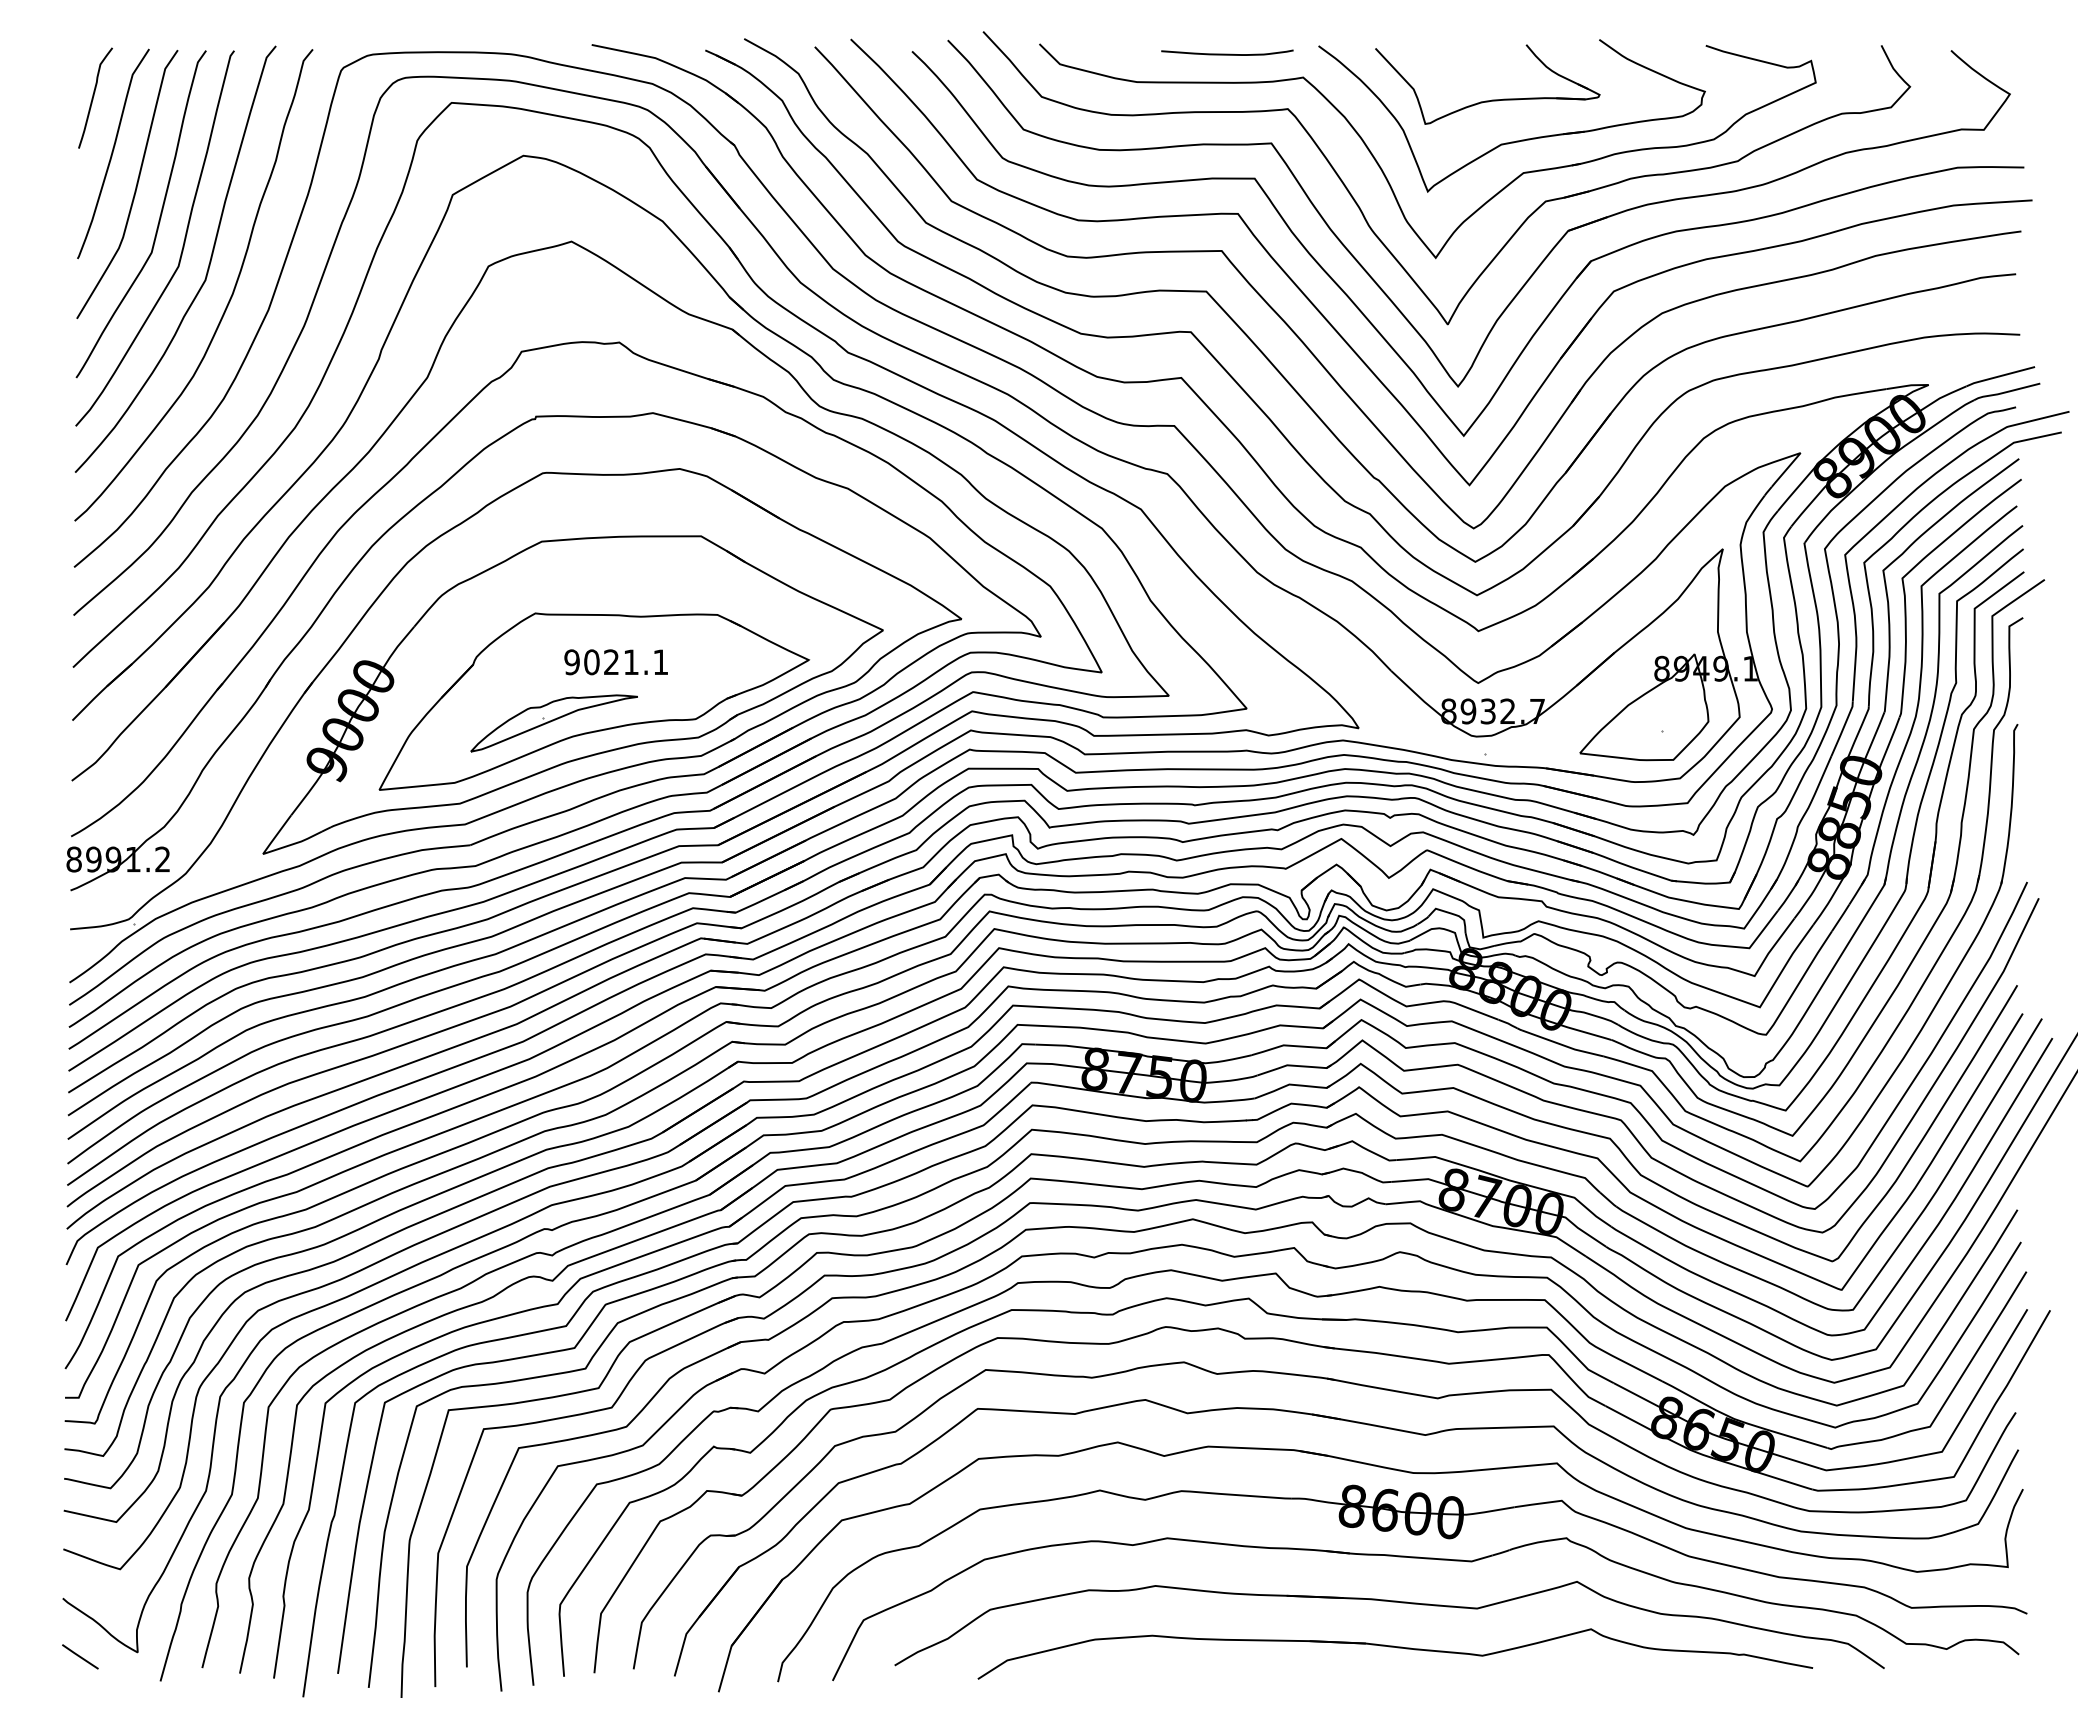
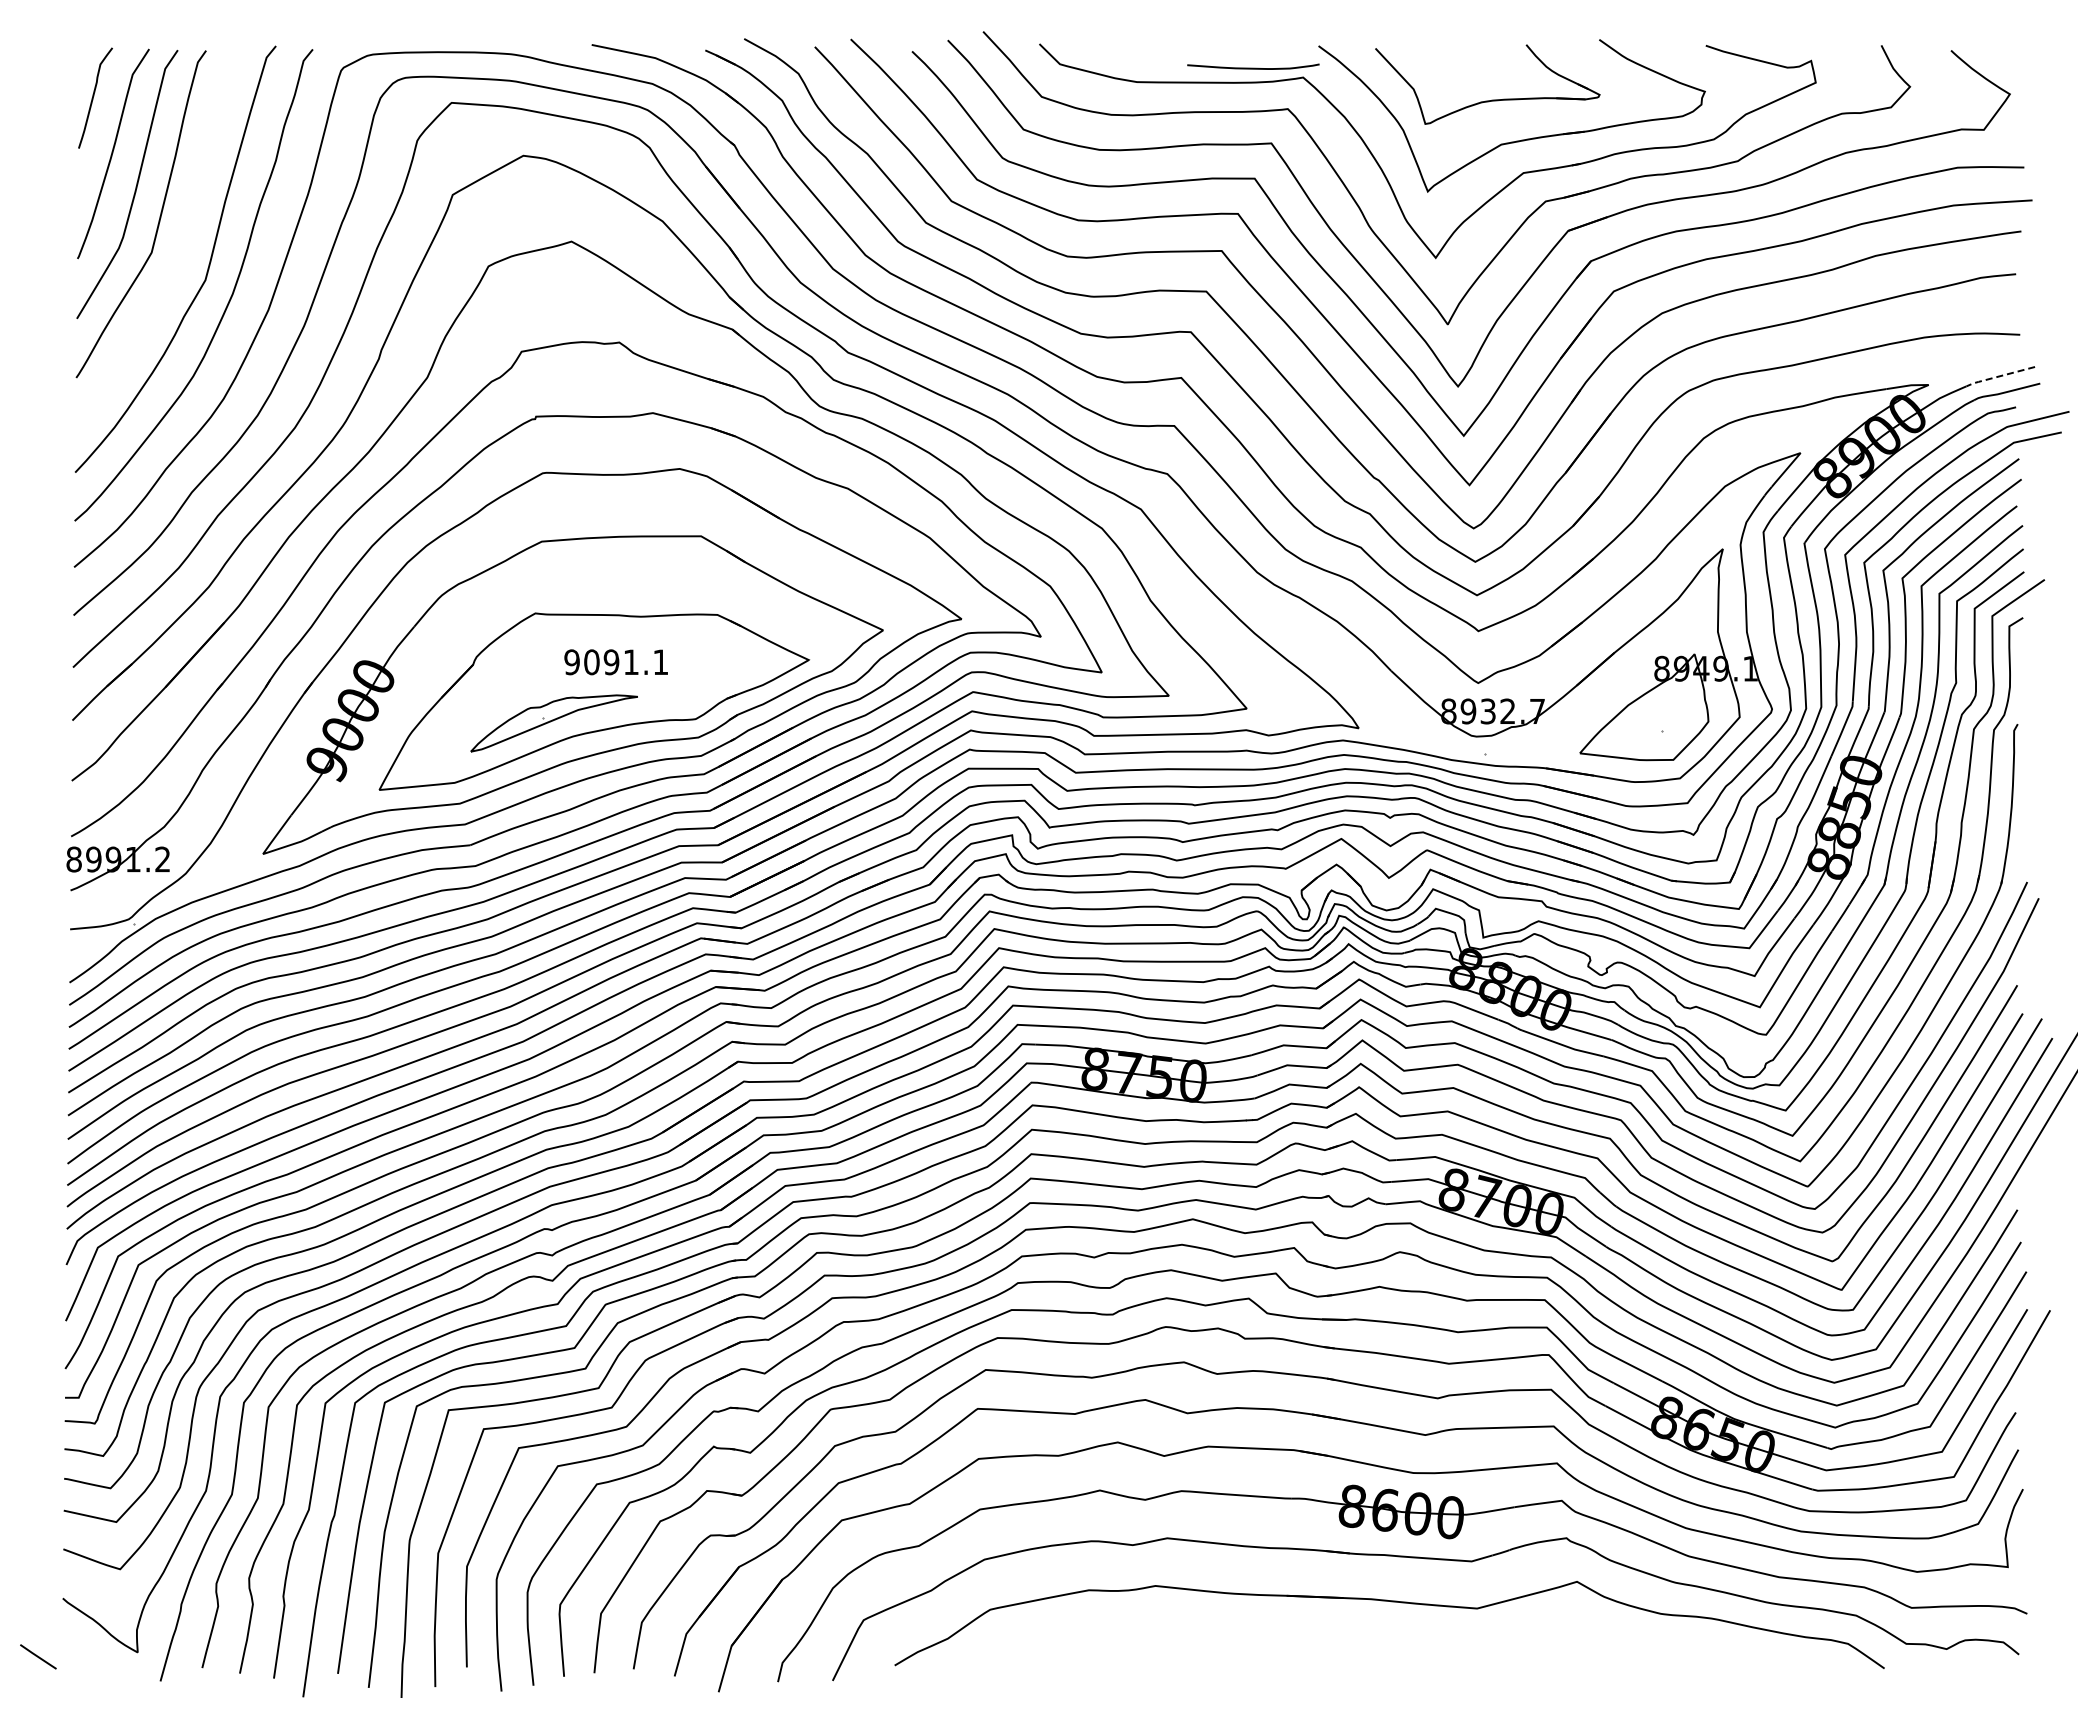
curve position: (1227, 53) -> (1253, 67) (1253, 67)
curve: present -> none (182, 245)
line: solid -> dashed (1998, 376)
text: 9021.1 -> 9091.1 (611, 662)
part: present -> none (1395, 1653)
line position: (80, 1656) -> (38, 1656) (38, 1656)
